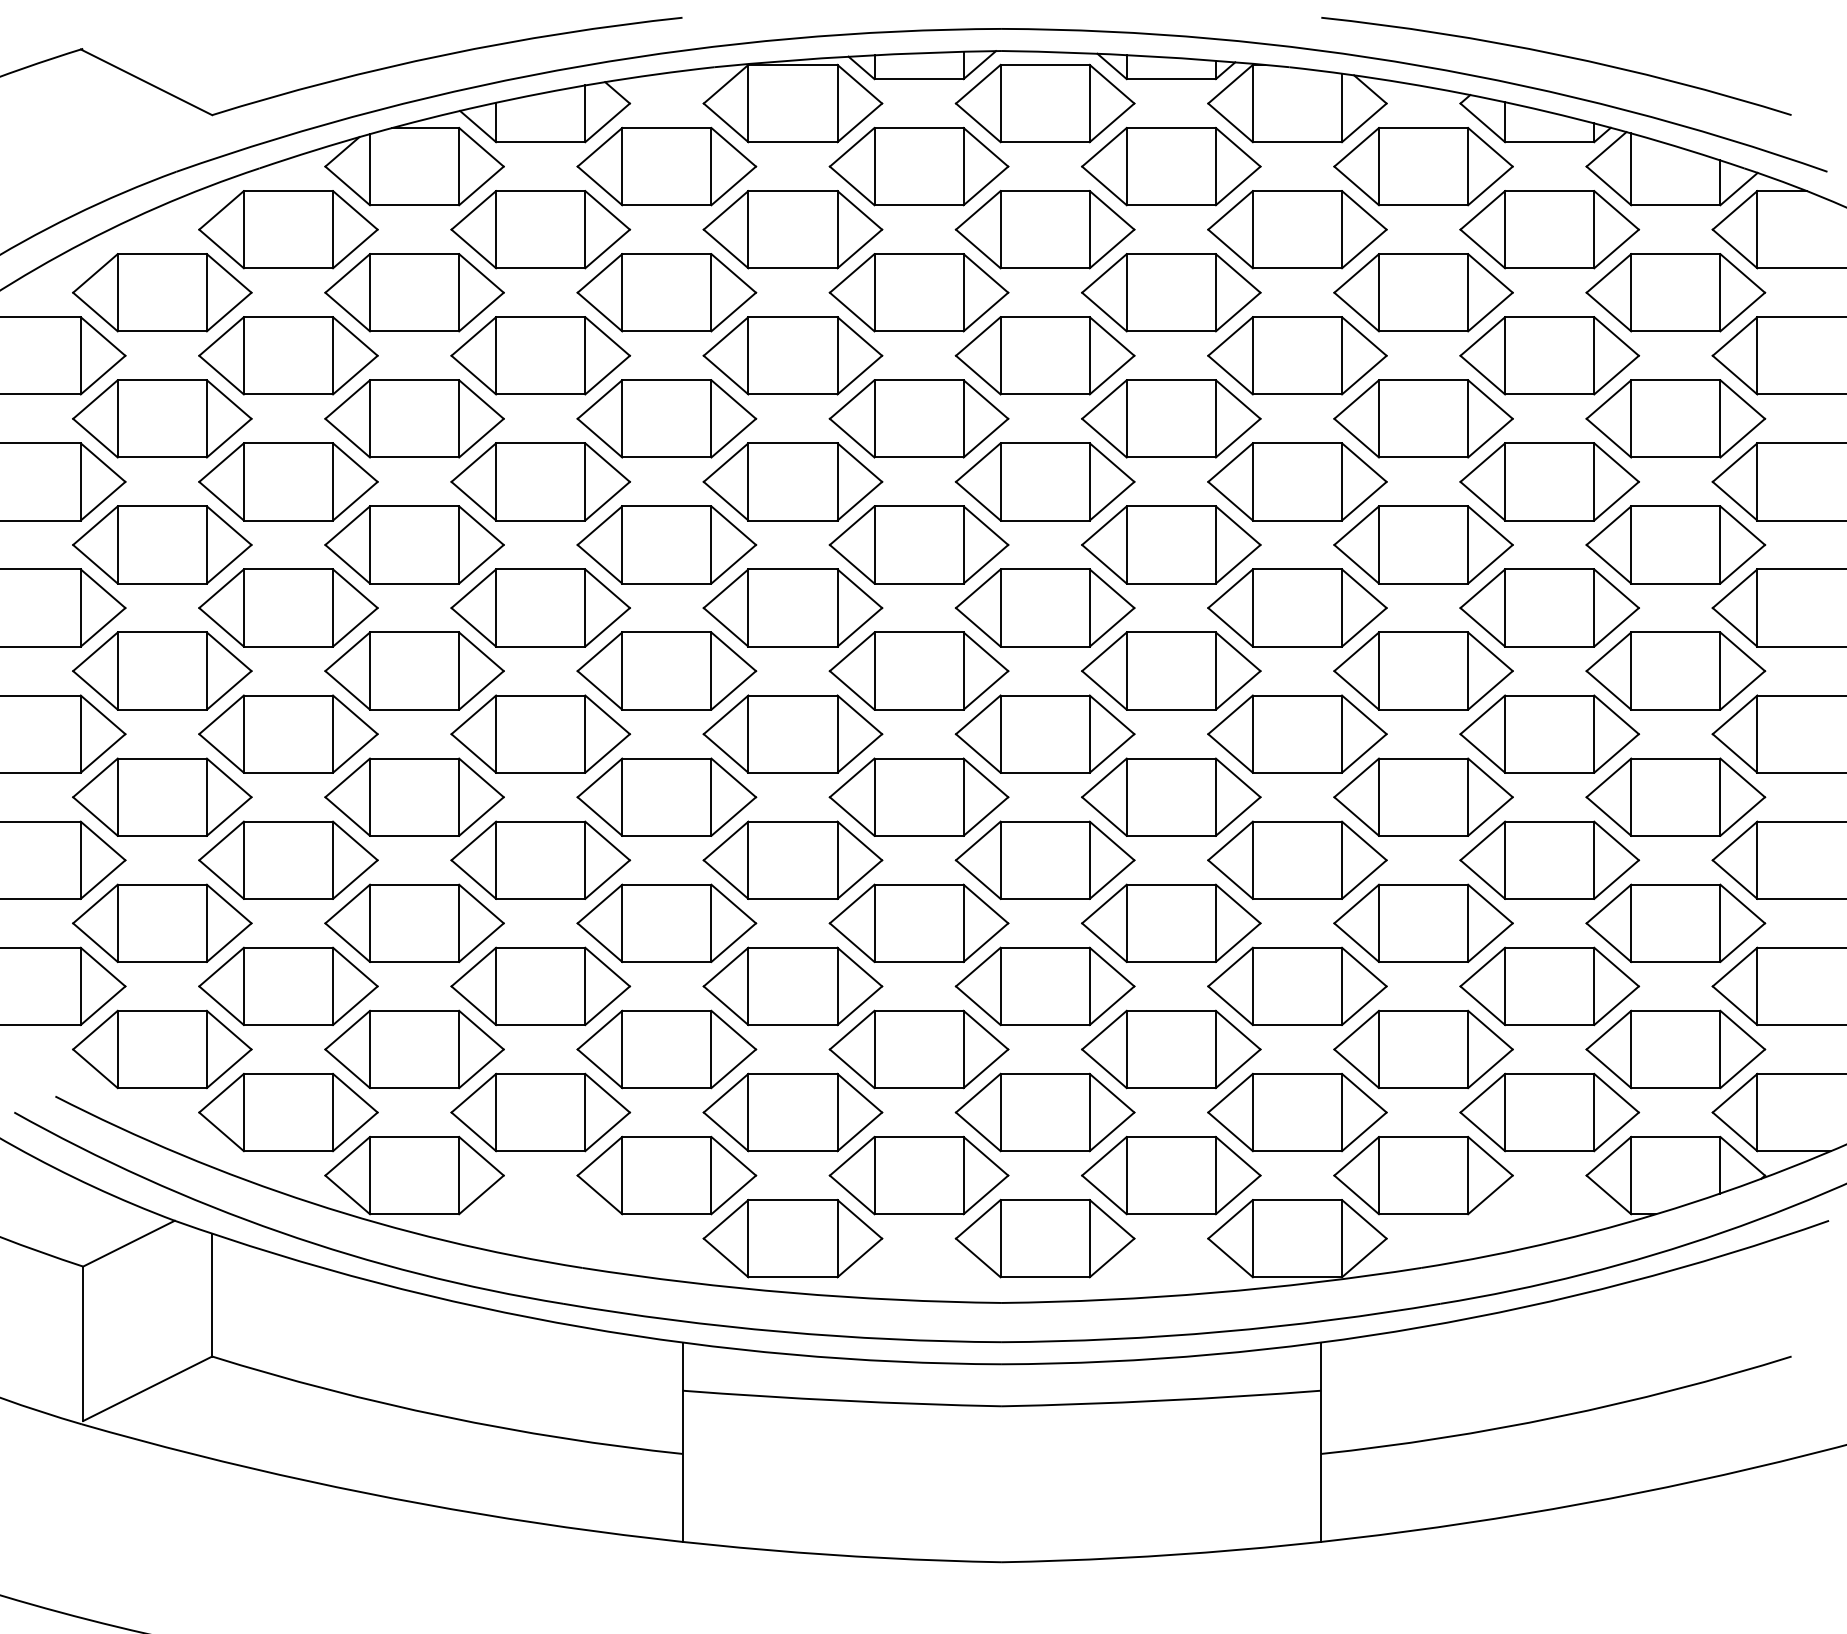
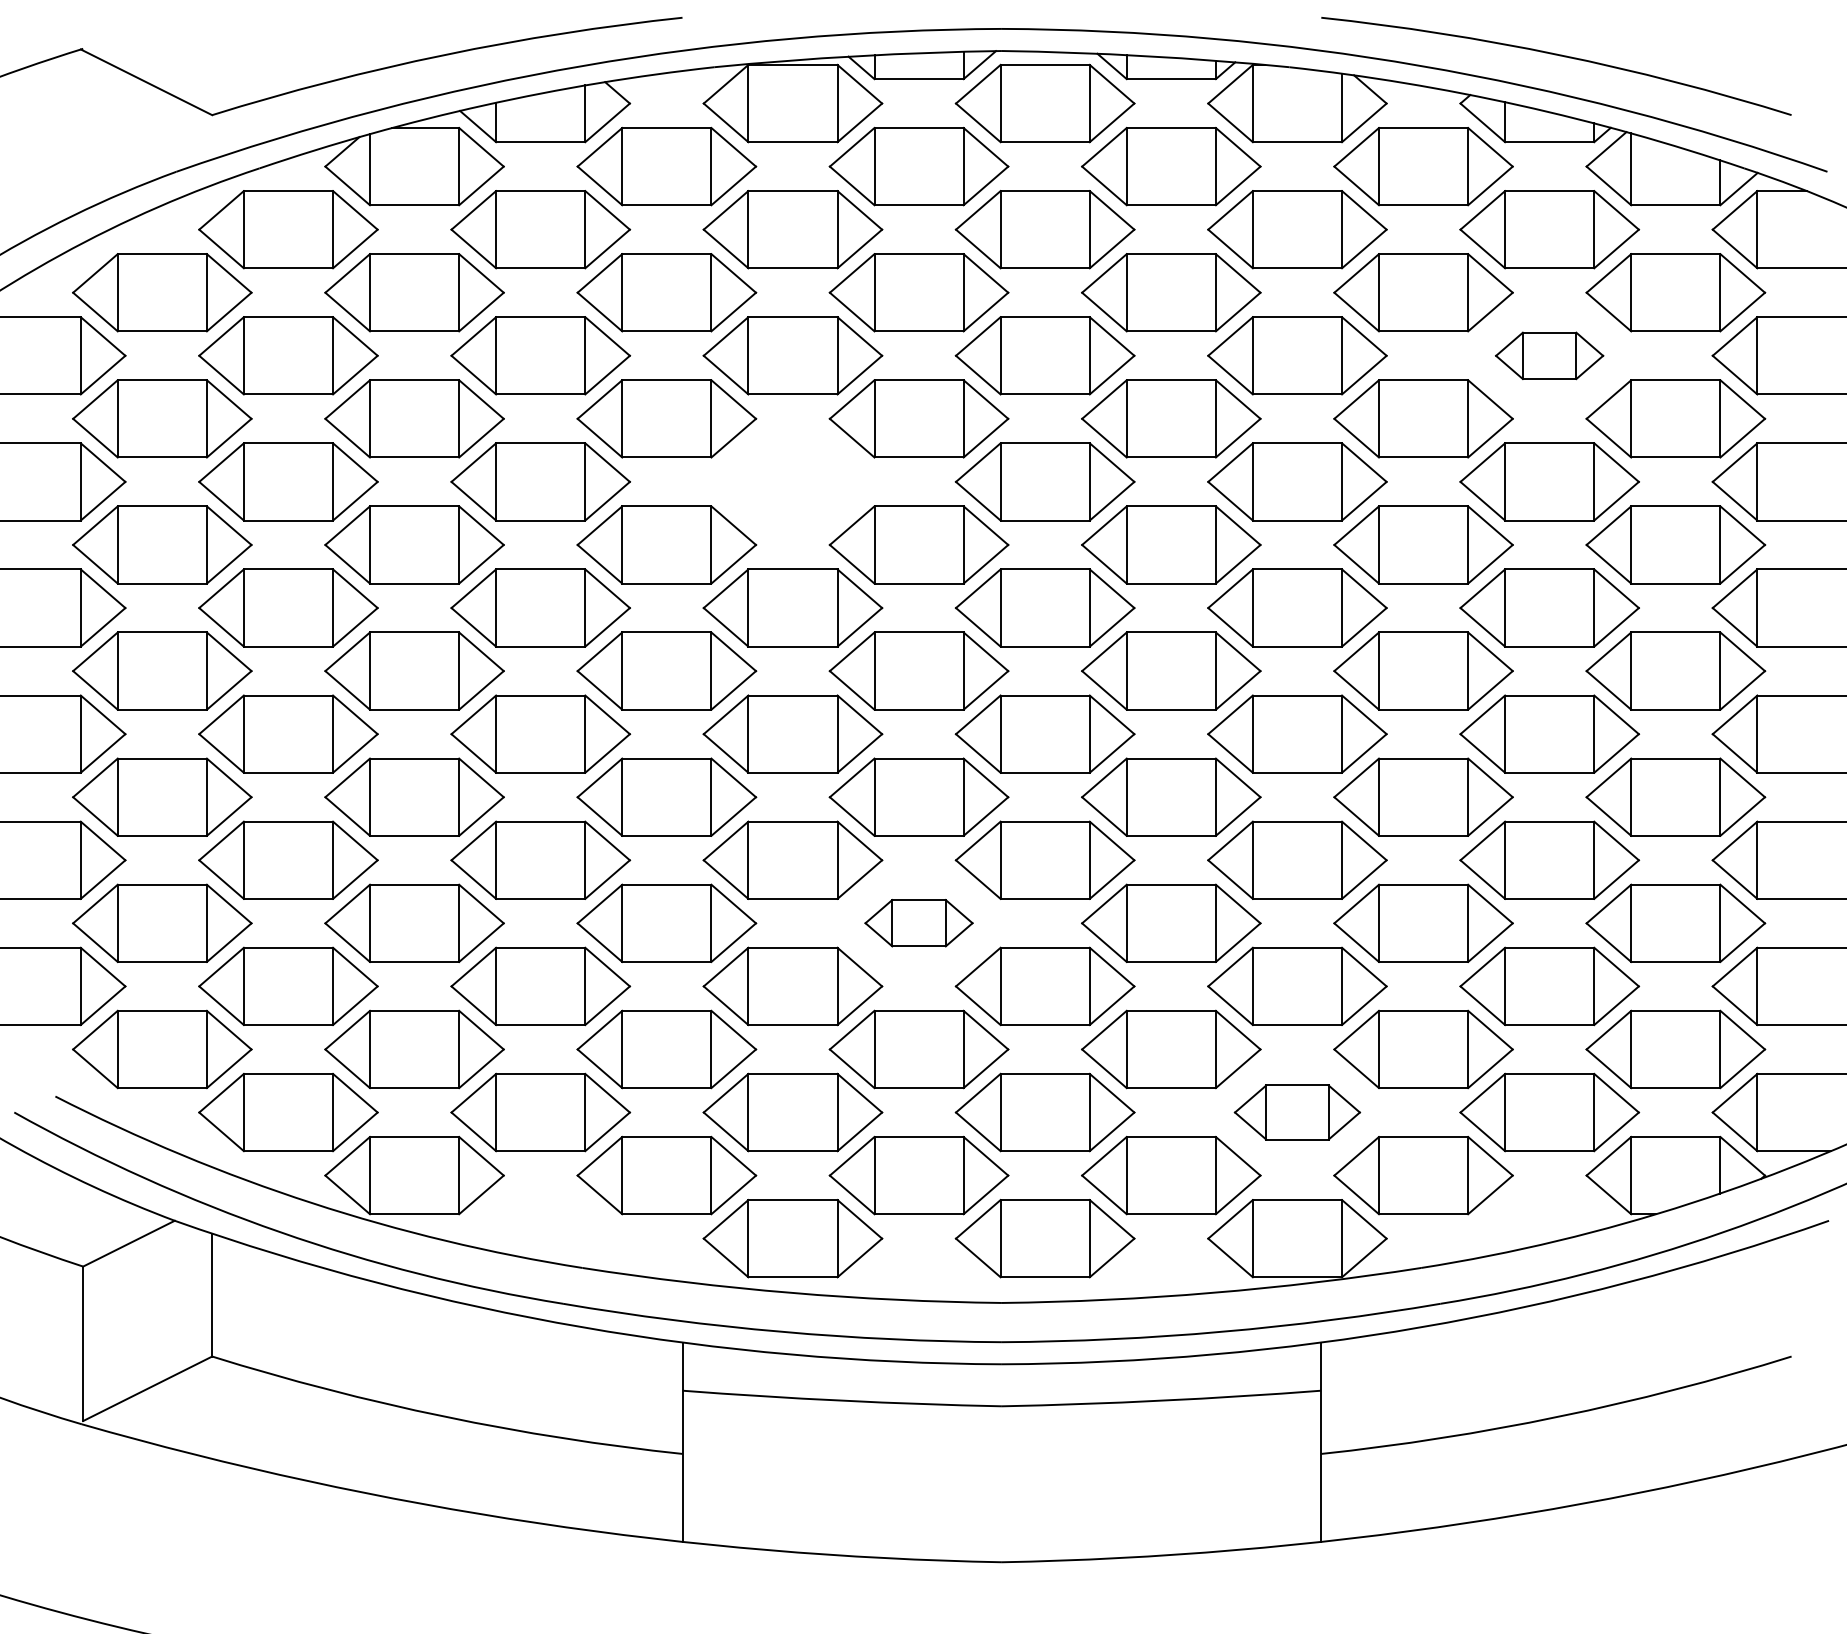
part size: 181x80 px -> 110x50 px (1549, 355)
part: present -> none (792, 481)
part size: 182x80 px -> 110x49 px (918, 923)
part size: 181x81 px -> 129x57 px (1297, 1112)
